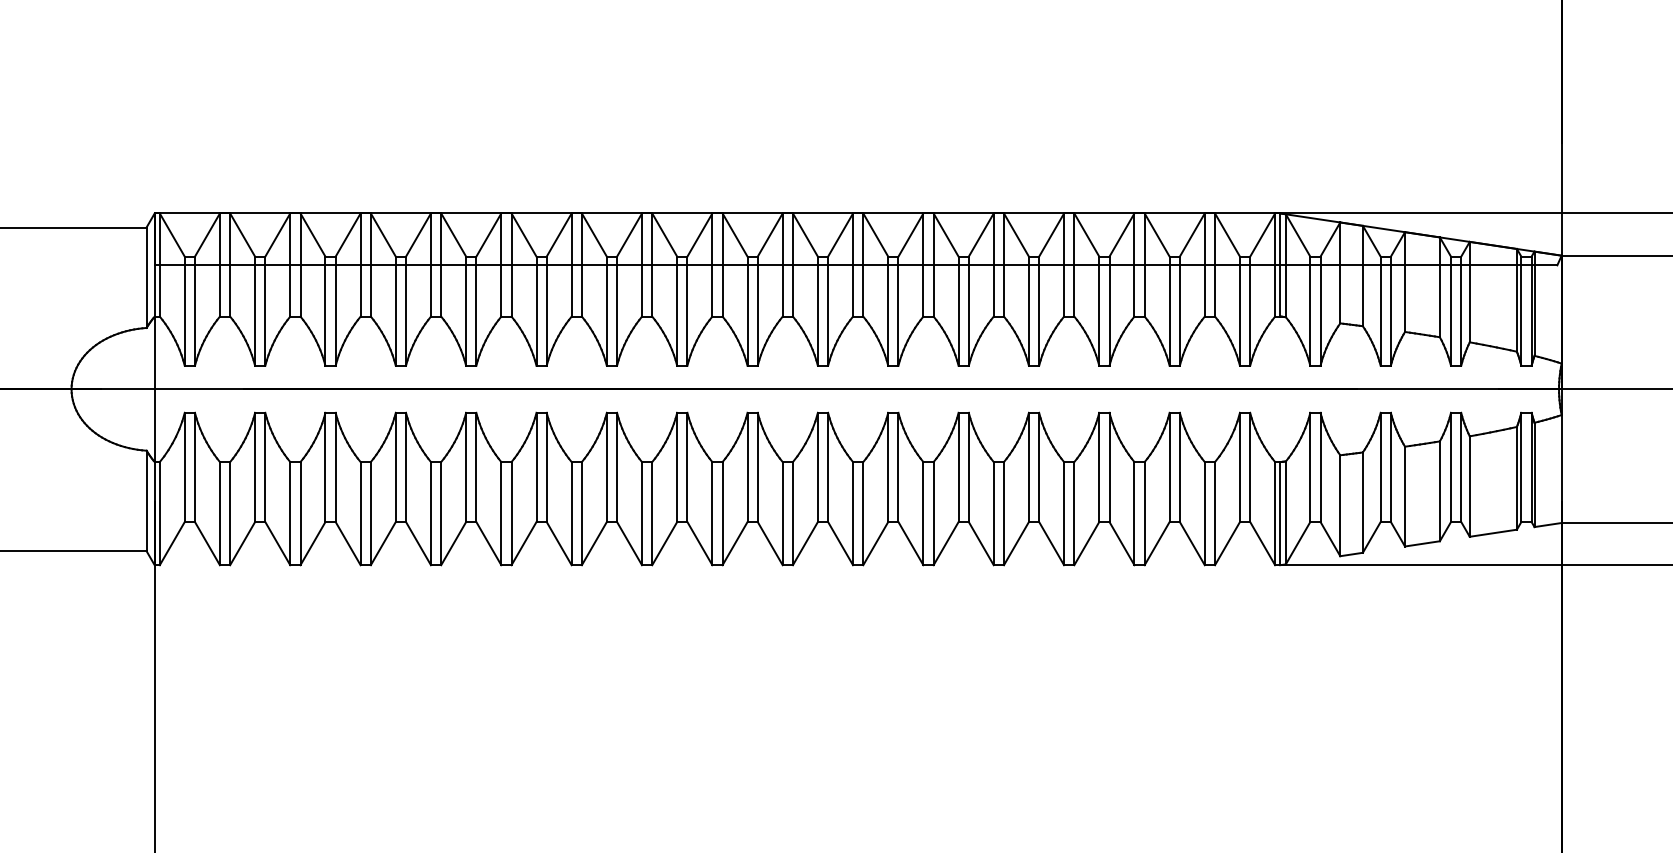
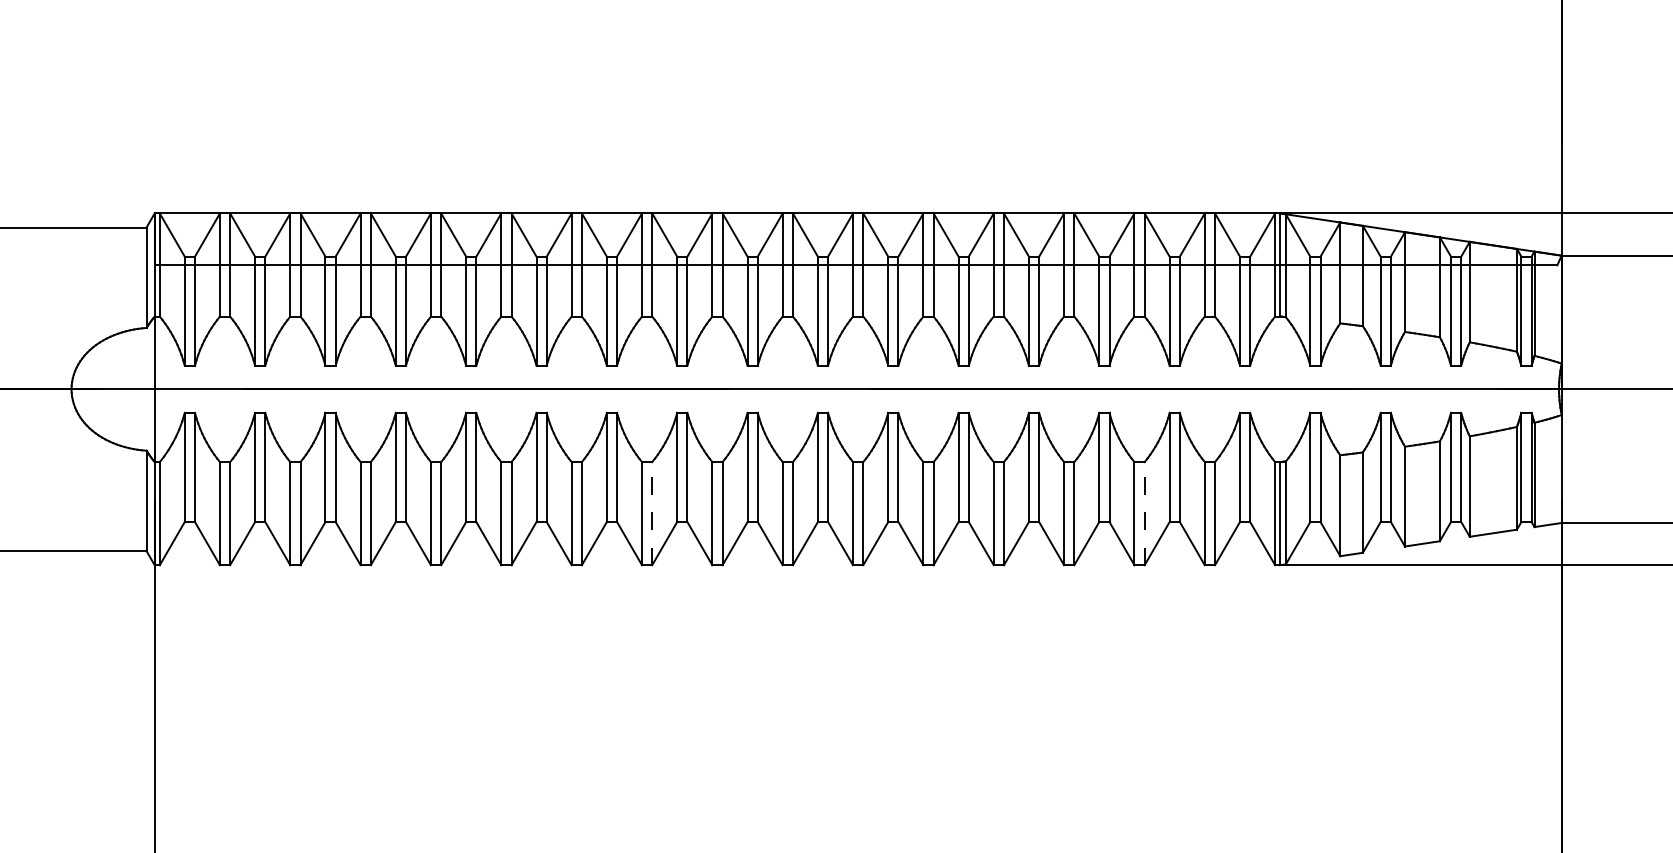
line: solid -> dashed (652, 513)
line: solid -> dashed (1144, 513)
